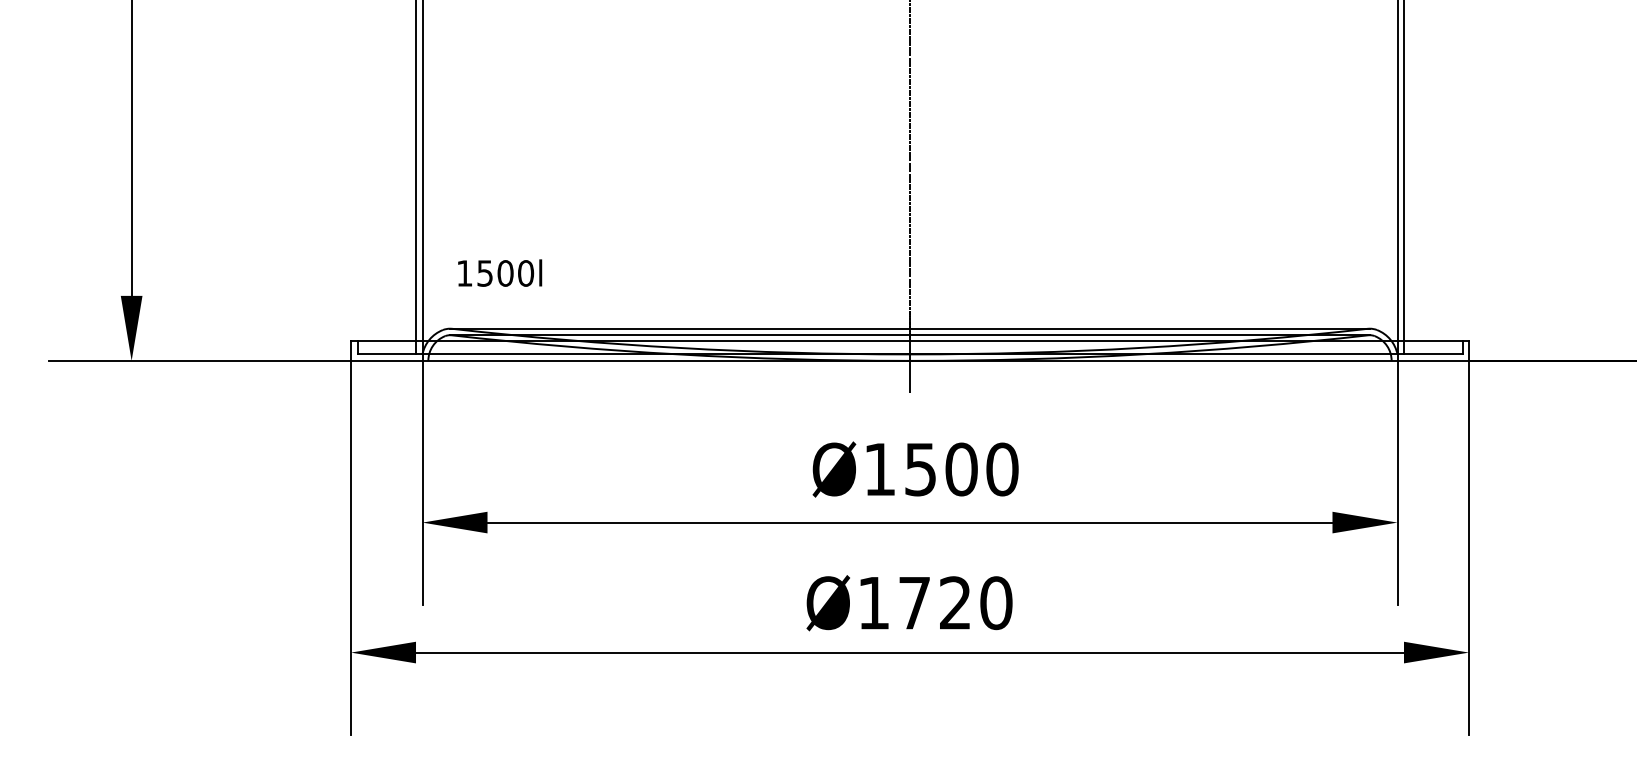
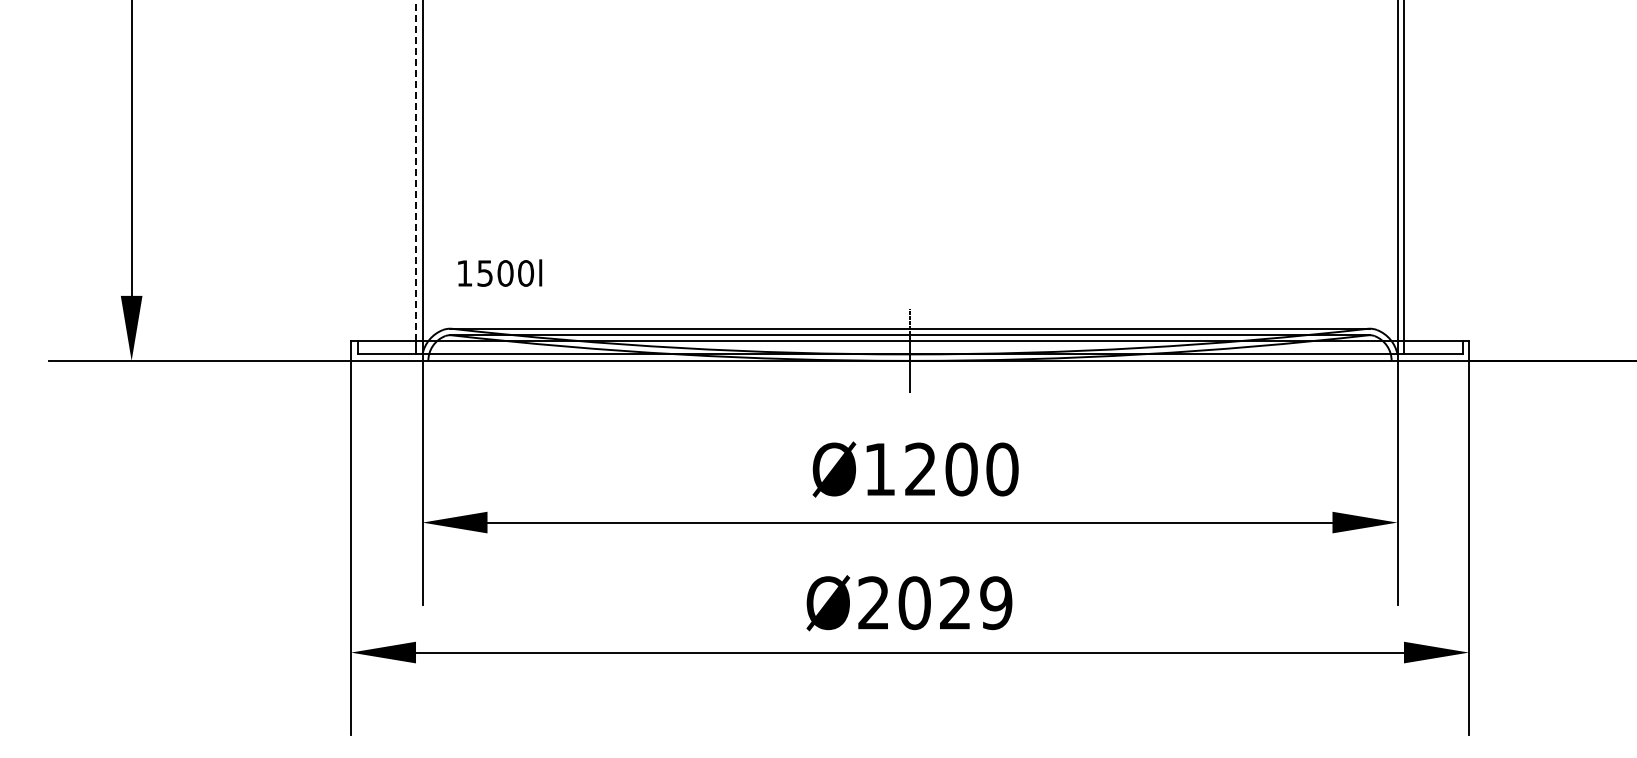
line: present -> none (910, 169)
line: solid -> dashed (416, 170)
text: Ø1500 -> Ø1200 (920, 469)
text: Ø1720 -> Ø2029 (935, 603)
